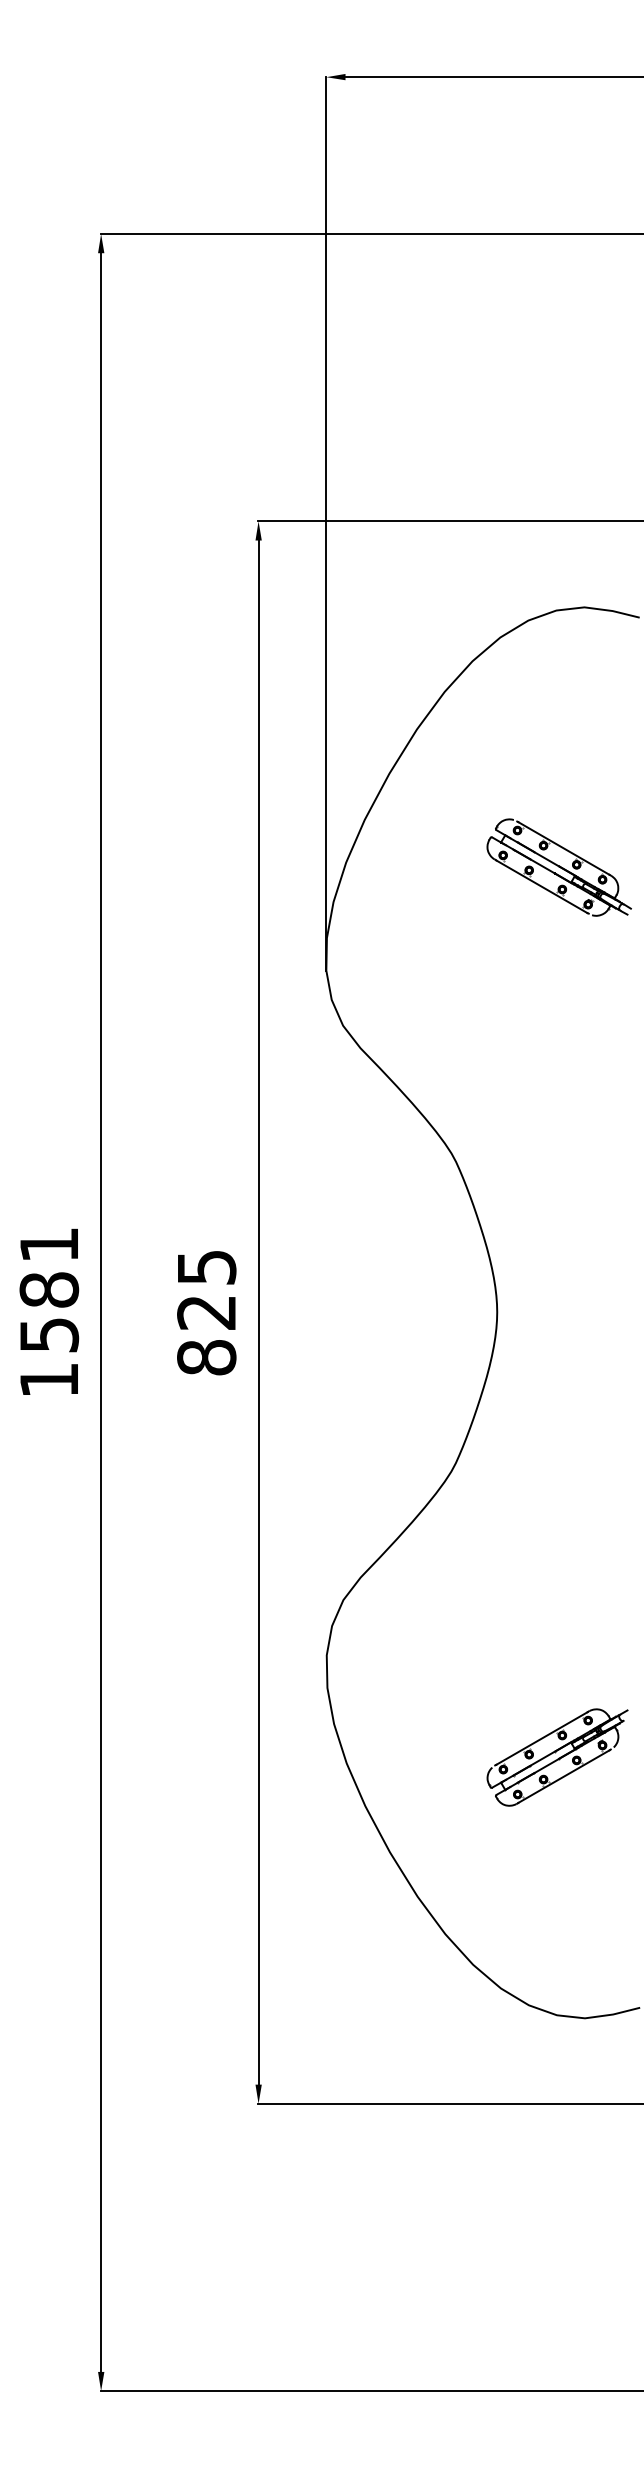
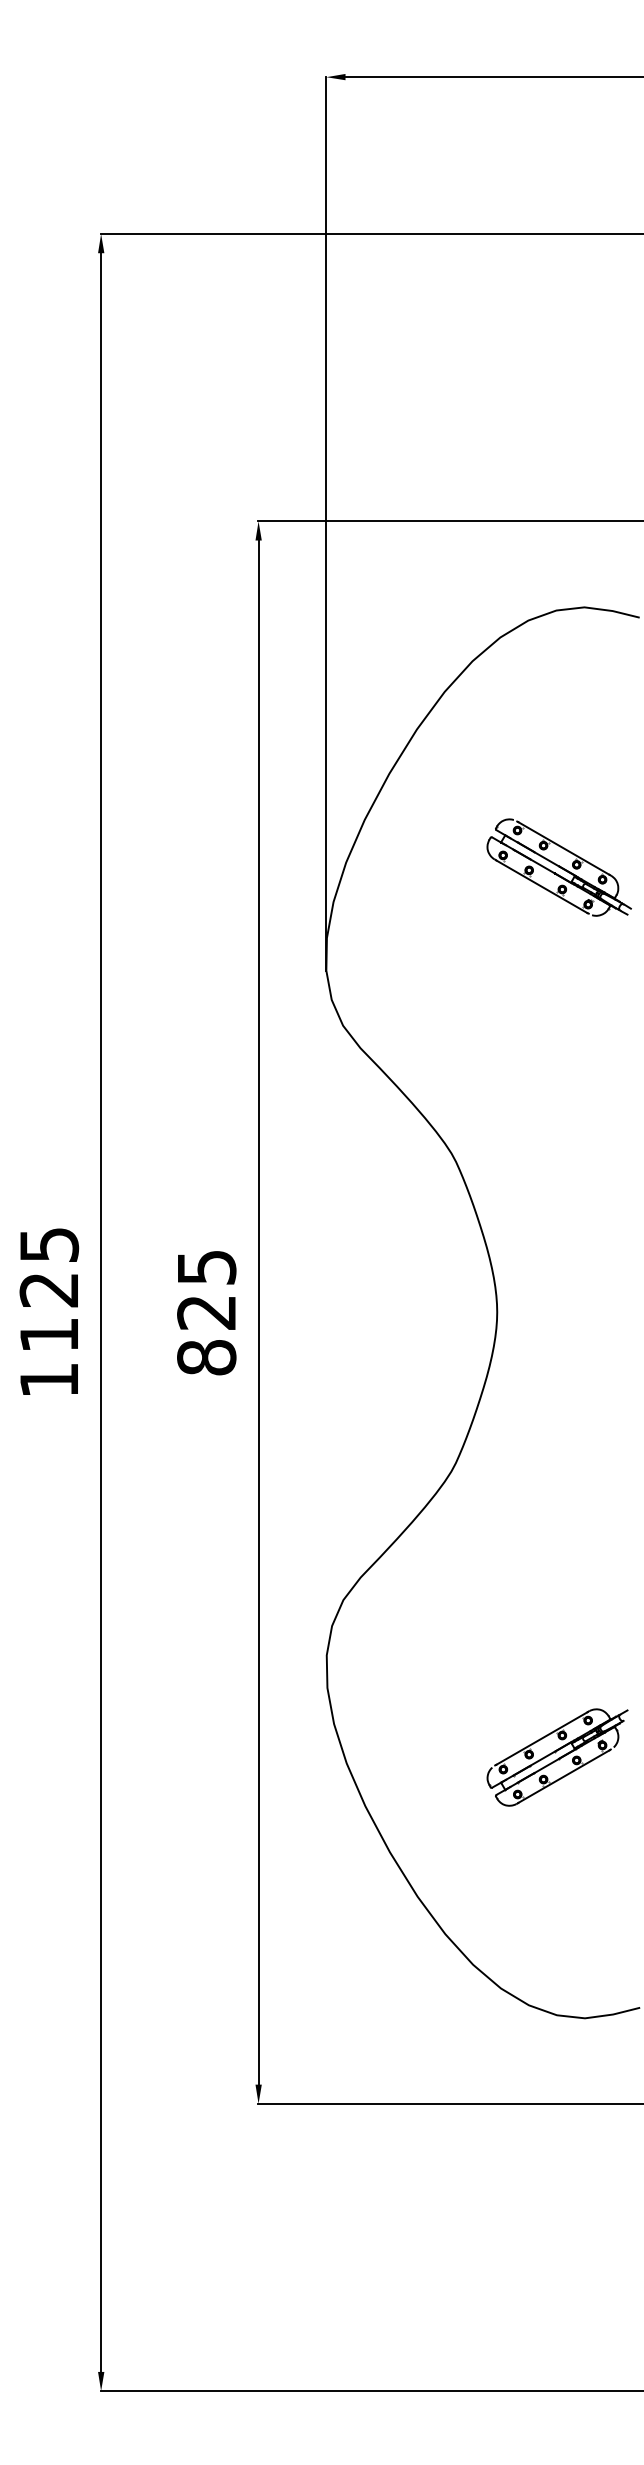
text: 1581 -> 1125 (49, 1290)
